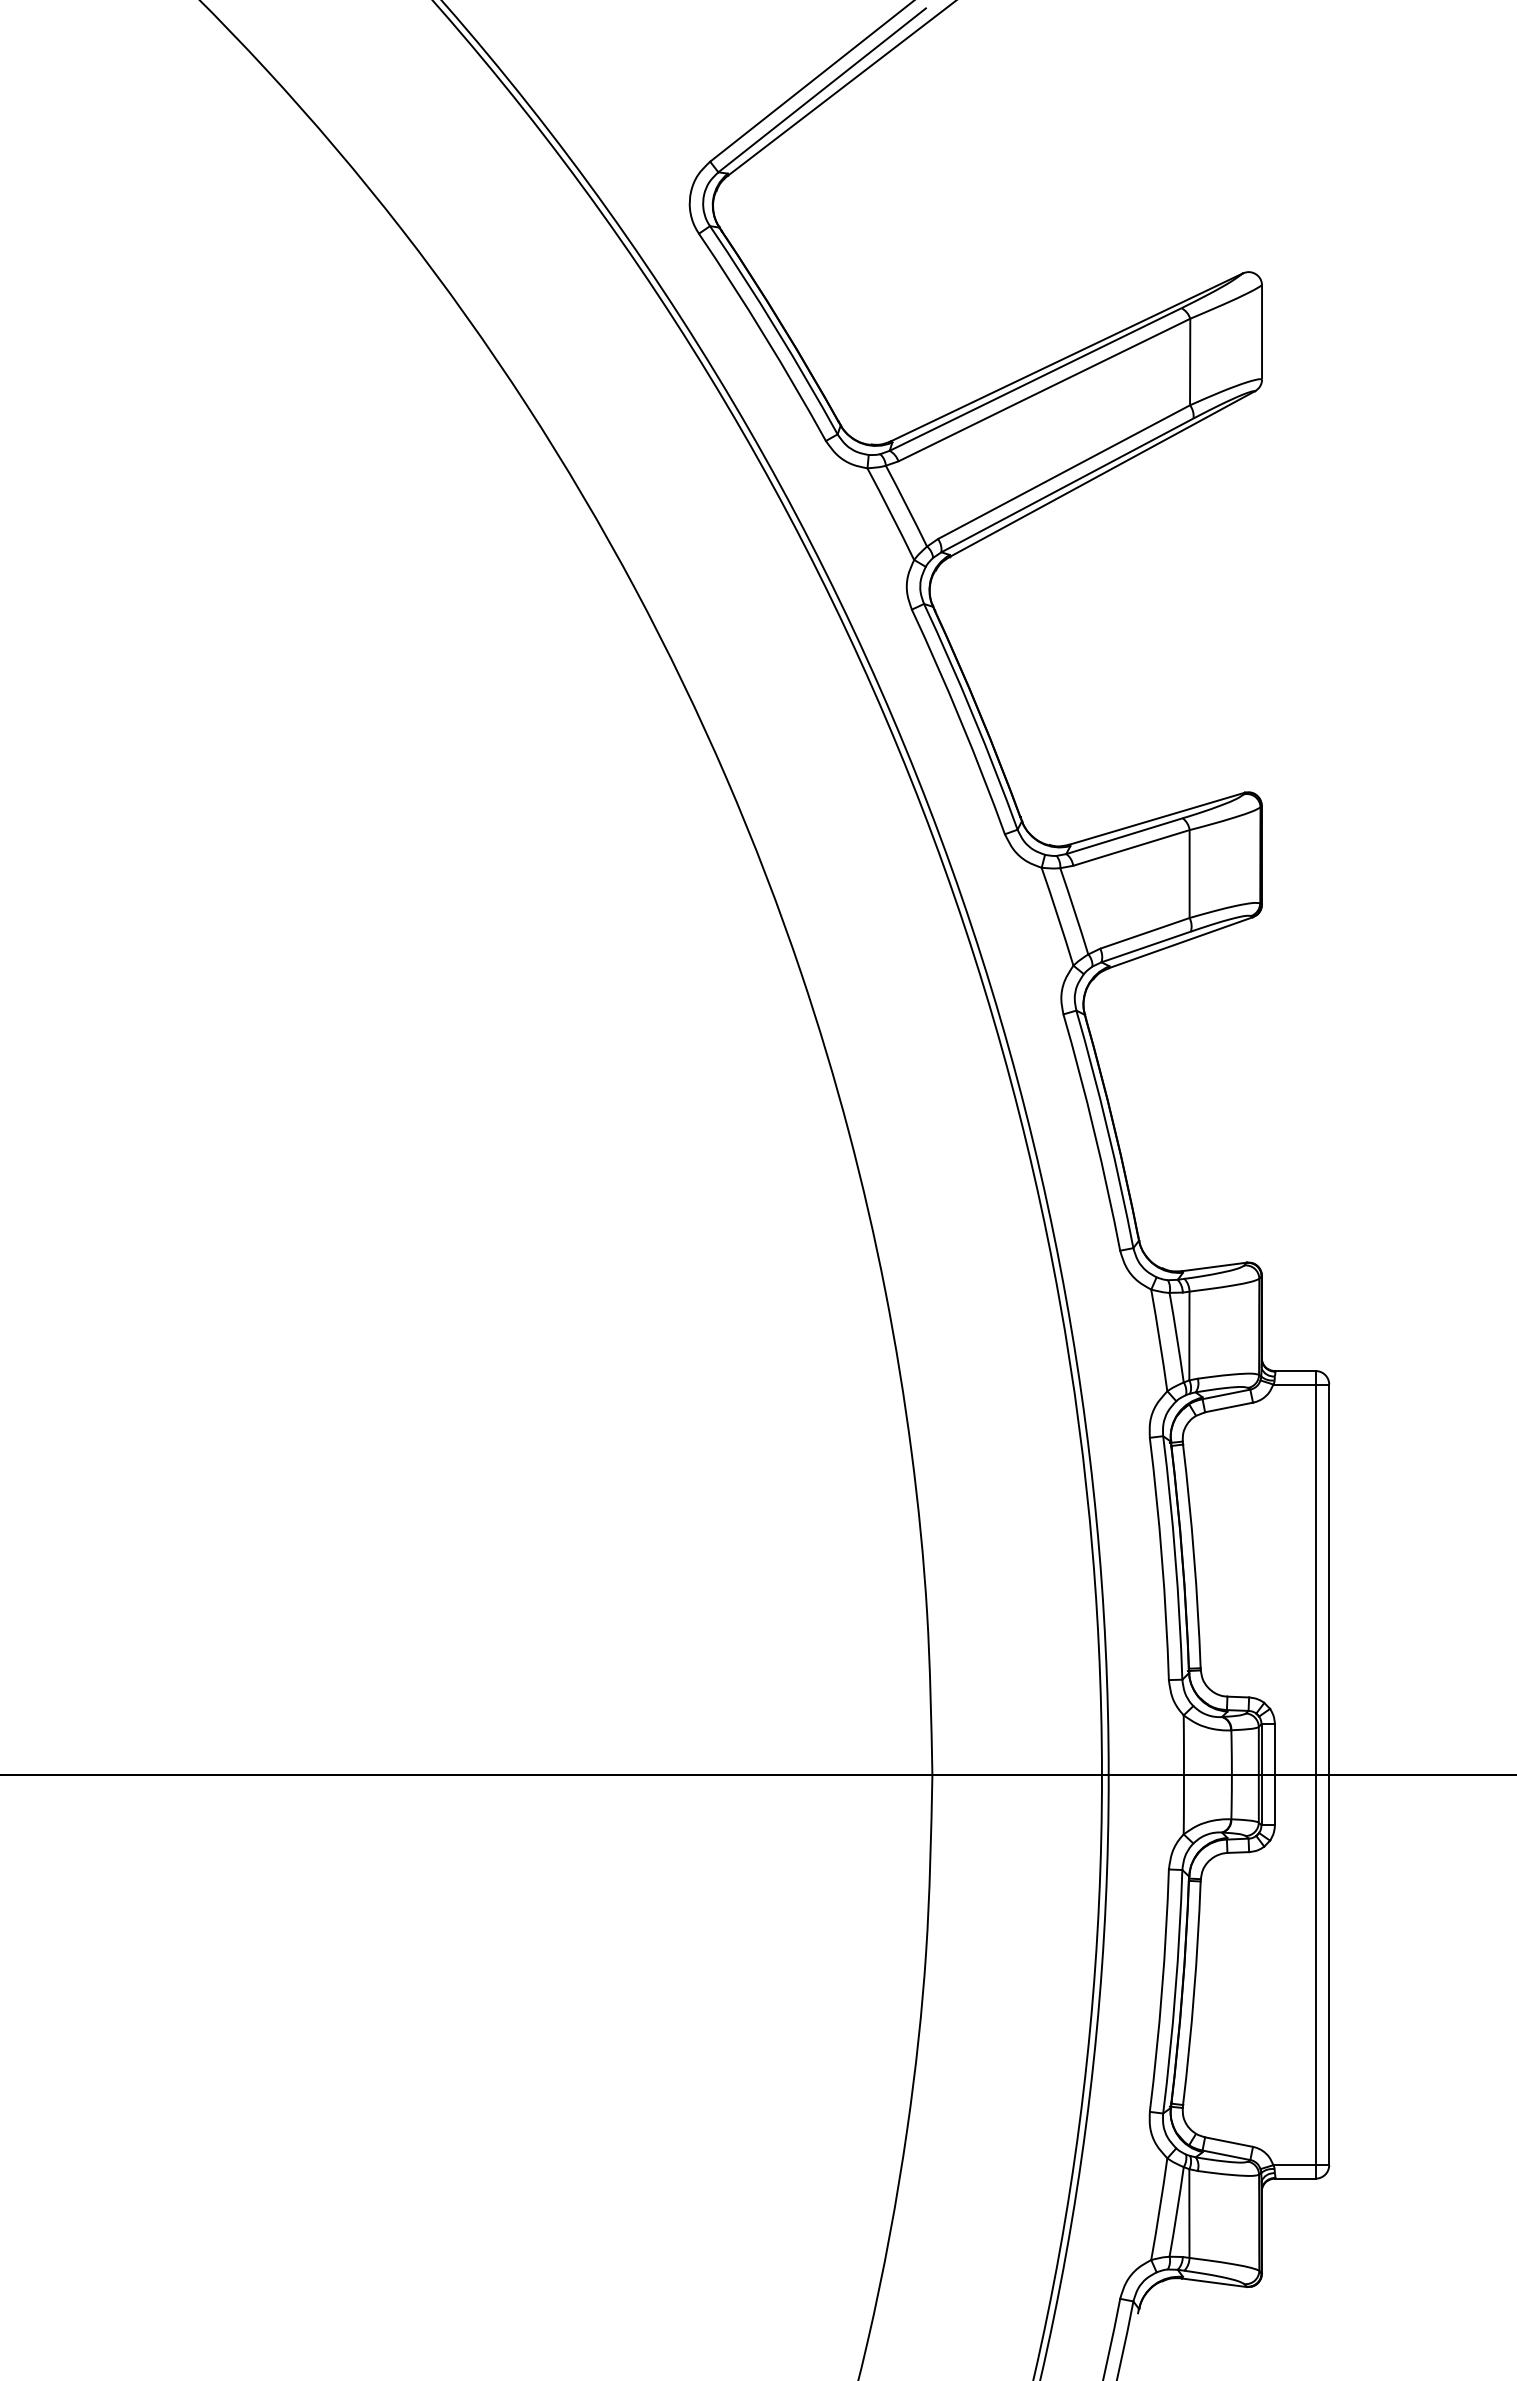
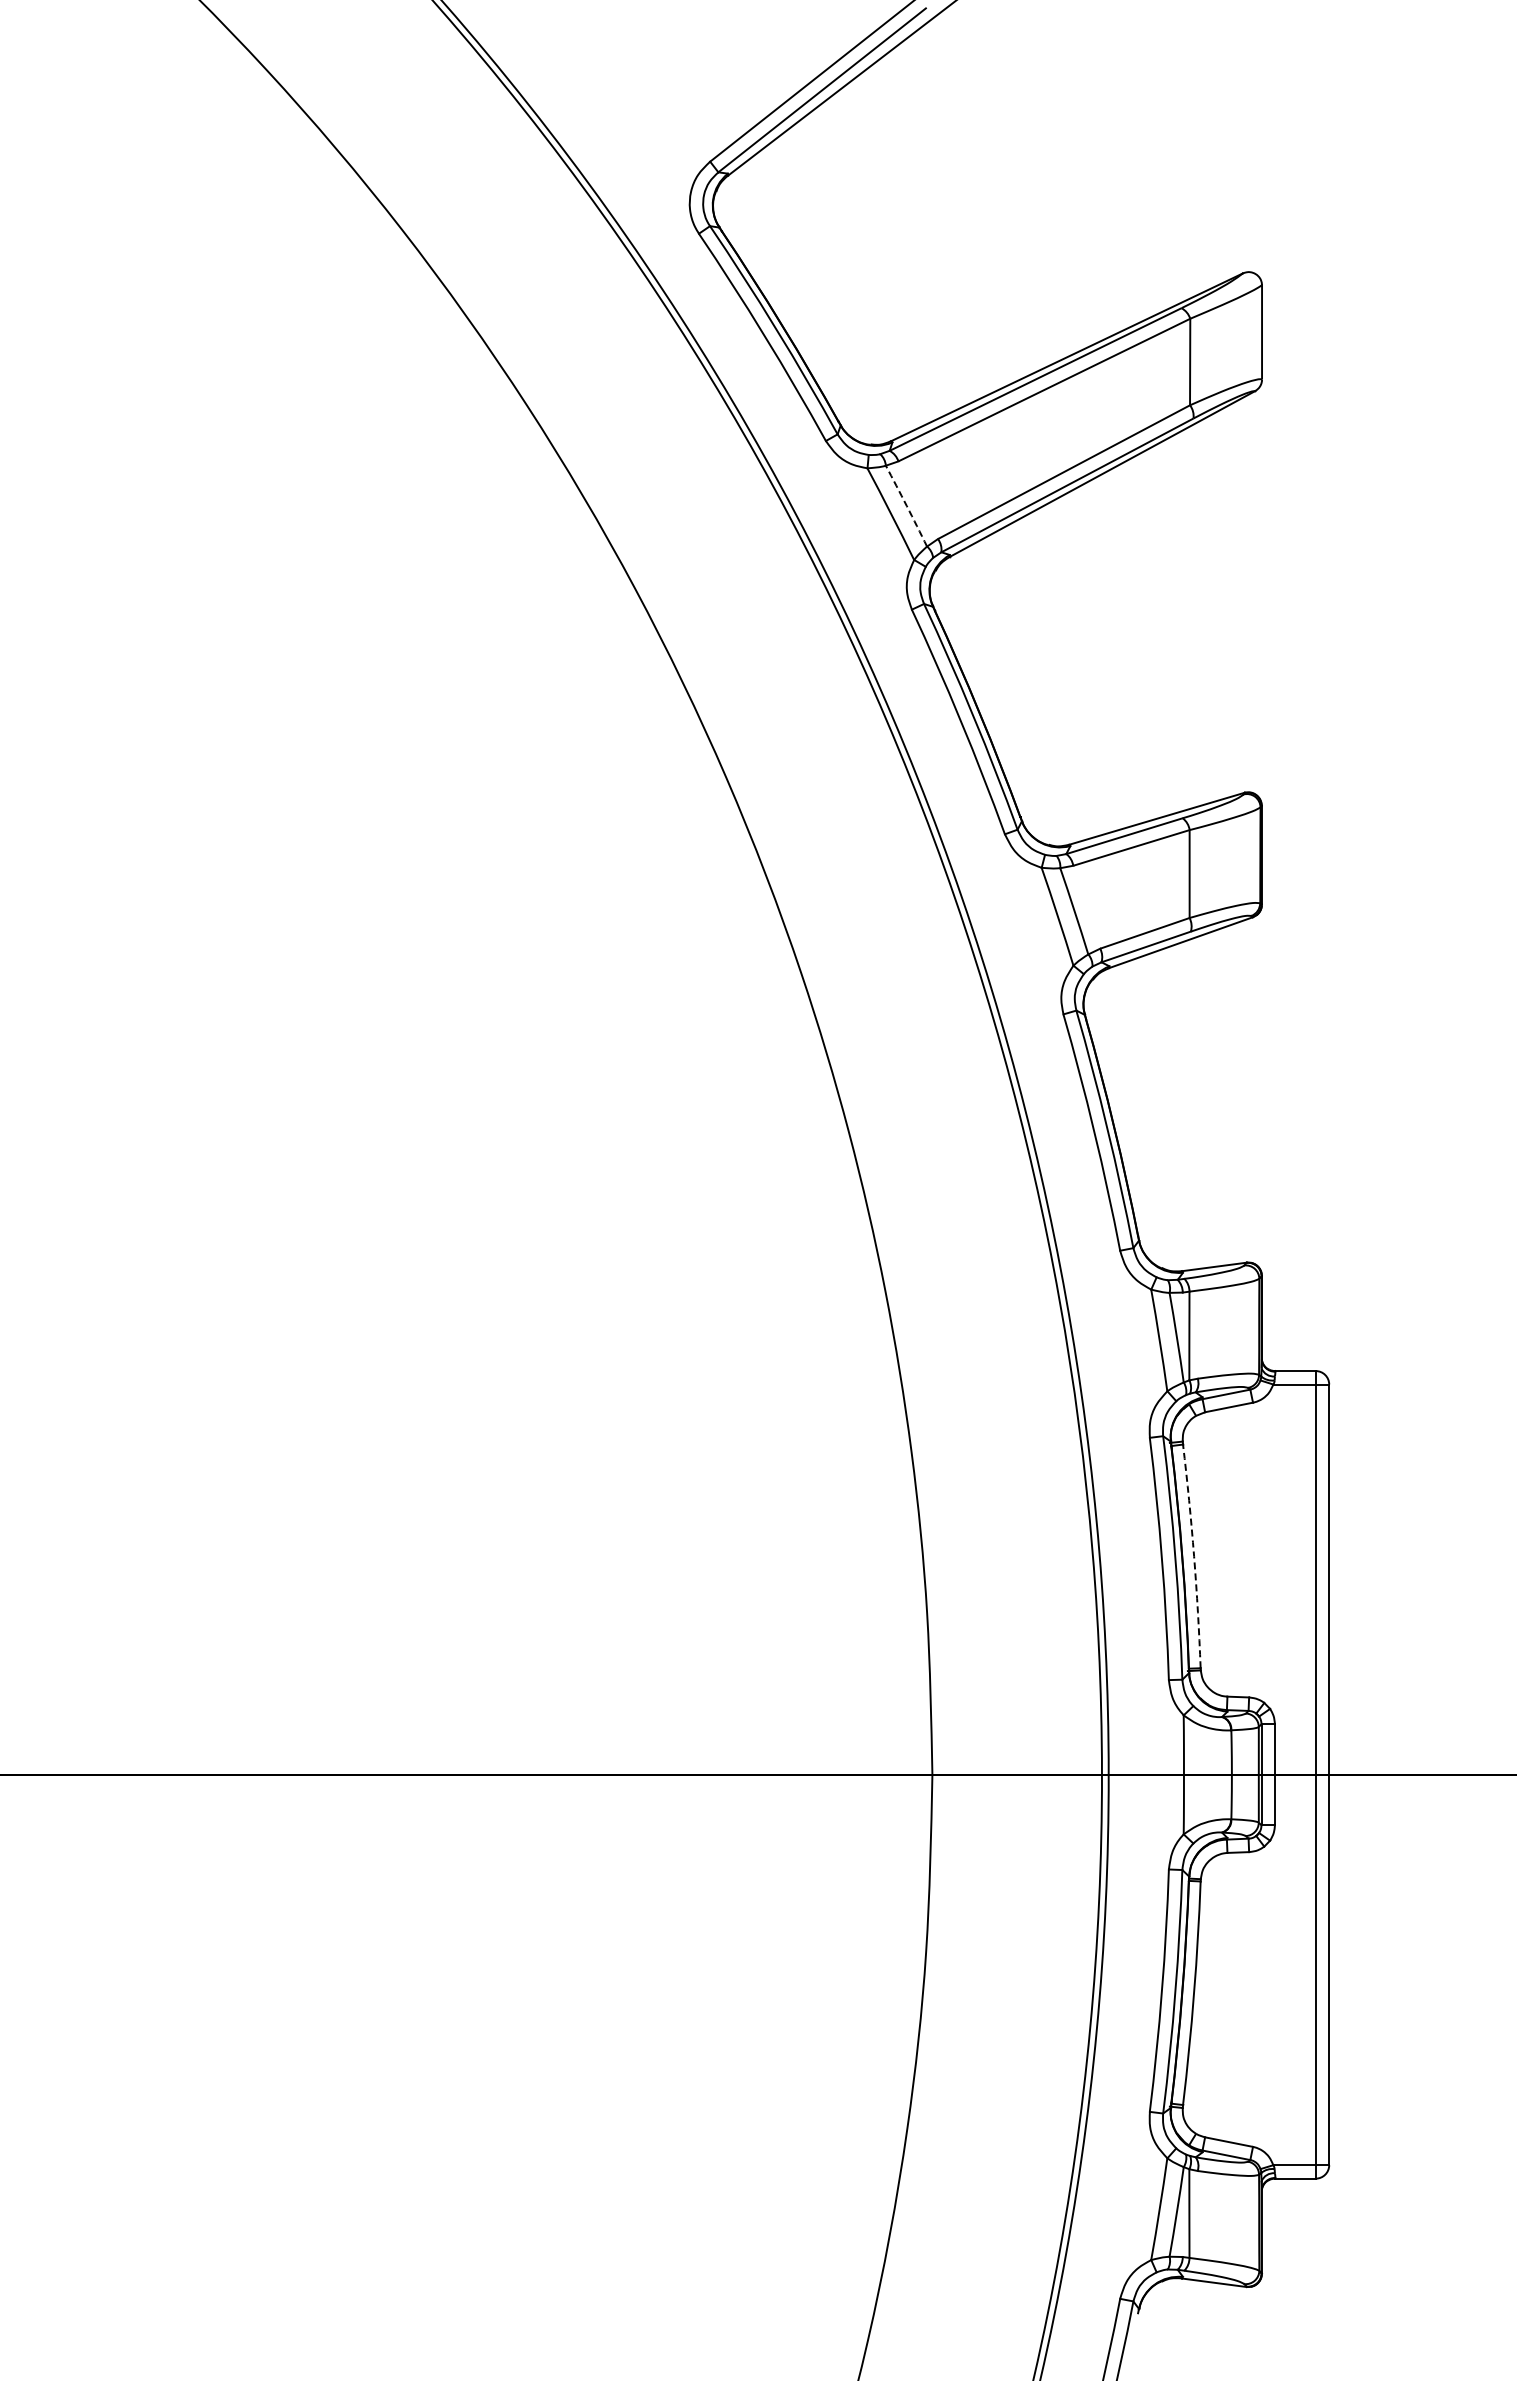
arc: solid -> dashed (906, 506)
arc: solid -> dashed (1194, 1556)
